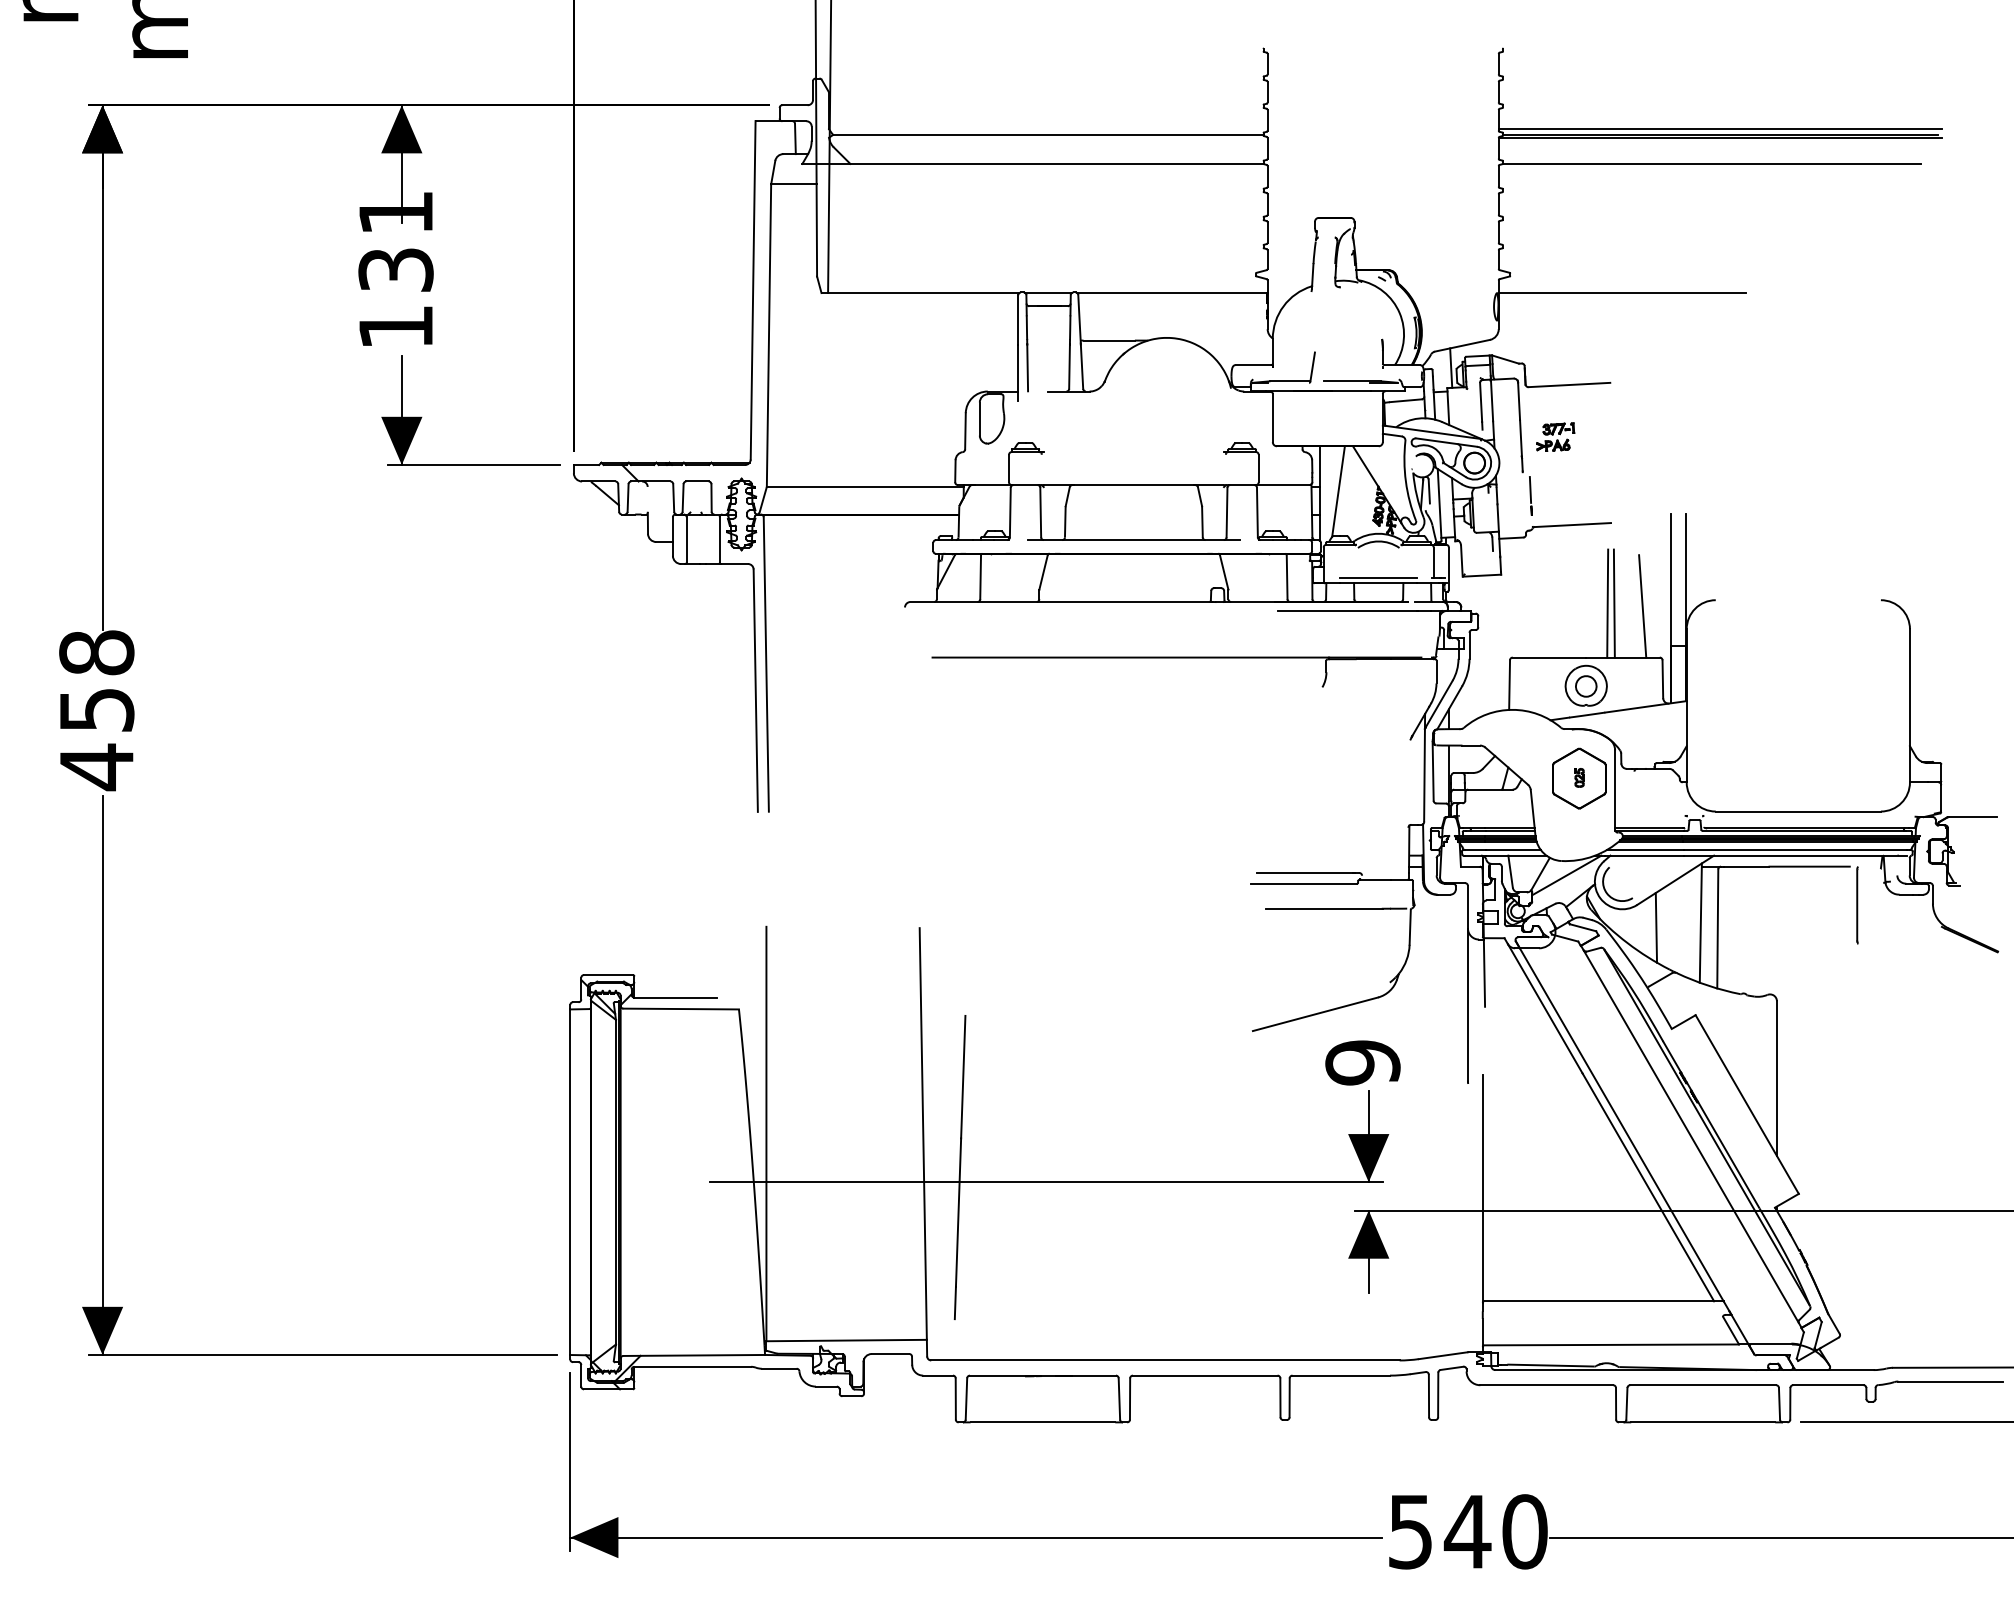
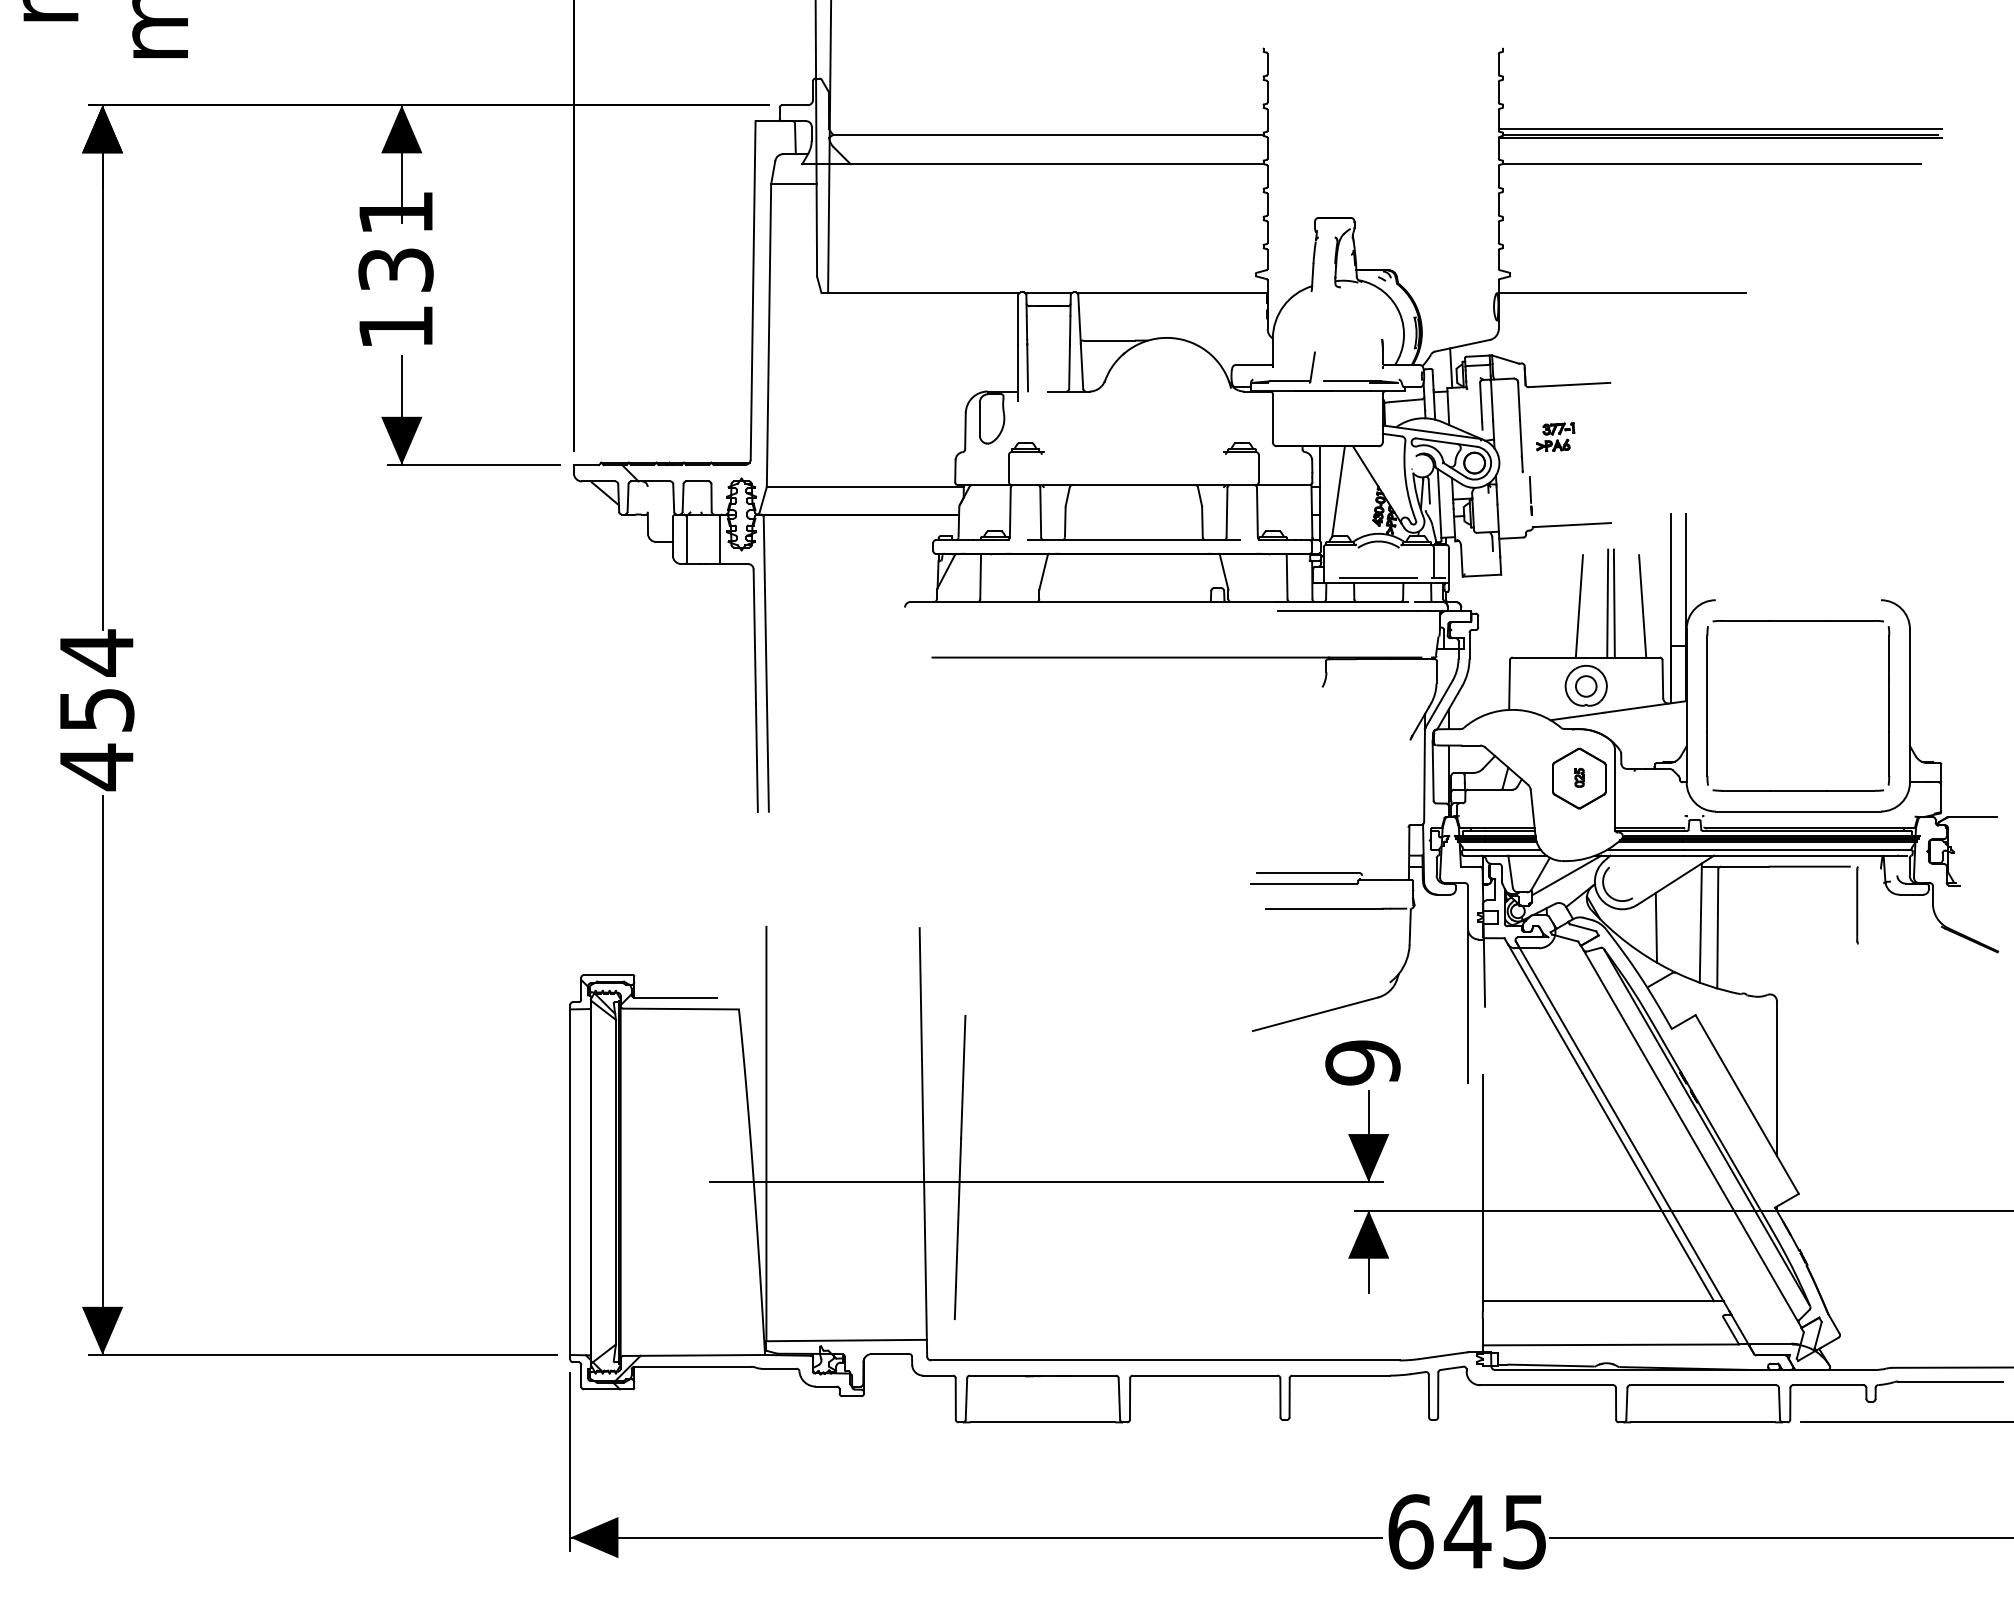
line: none -> present (1578, 606)
part: none -> present (1798, 621)
text: 458 -> 454 (96, 652)
text: 540 -> 645 (1467, 1531)
